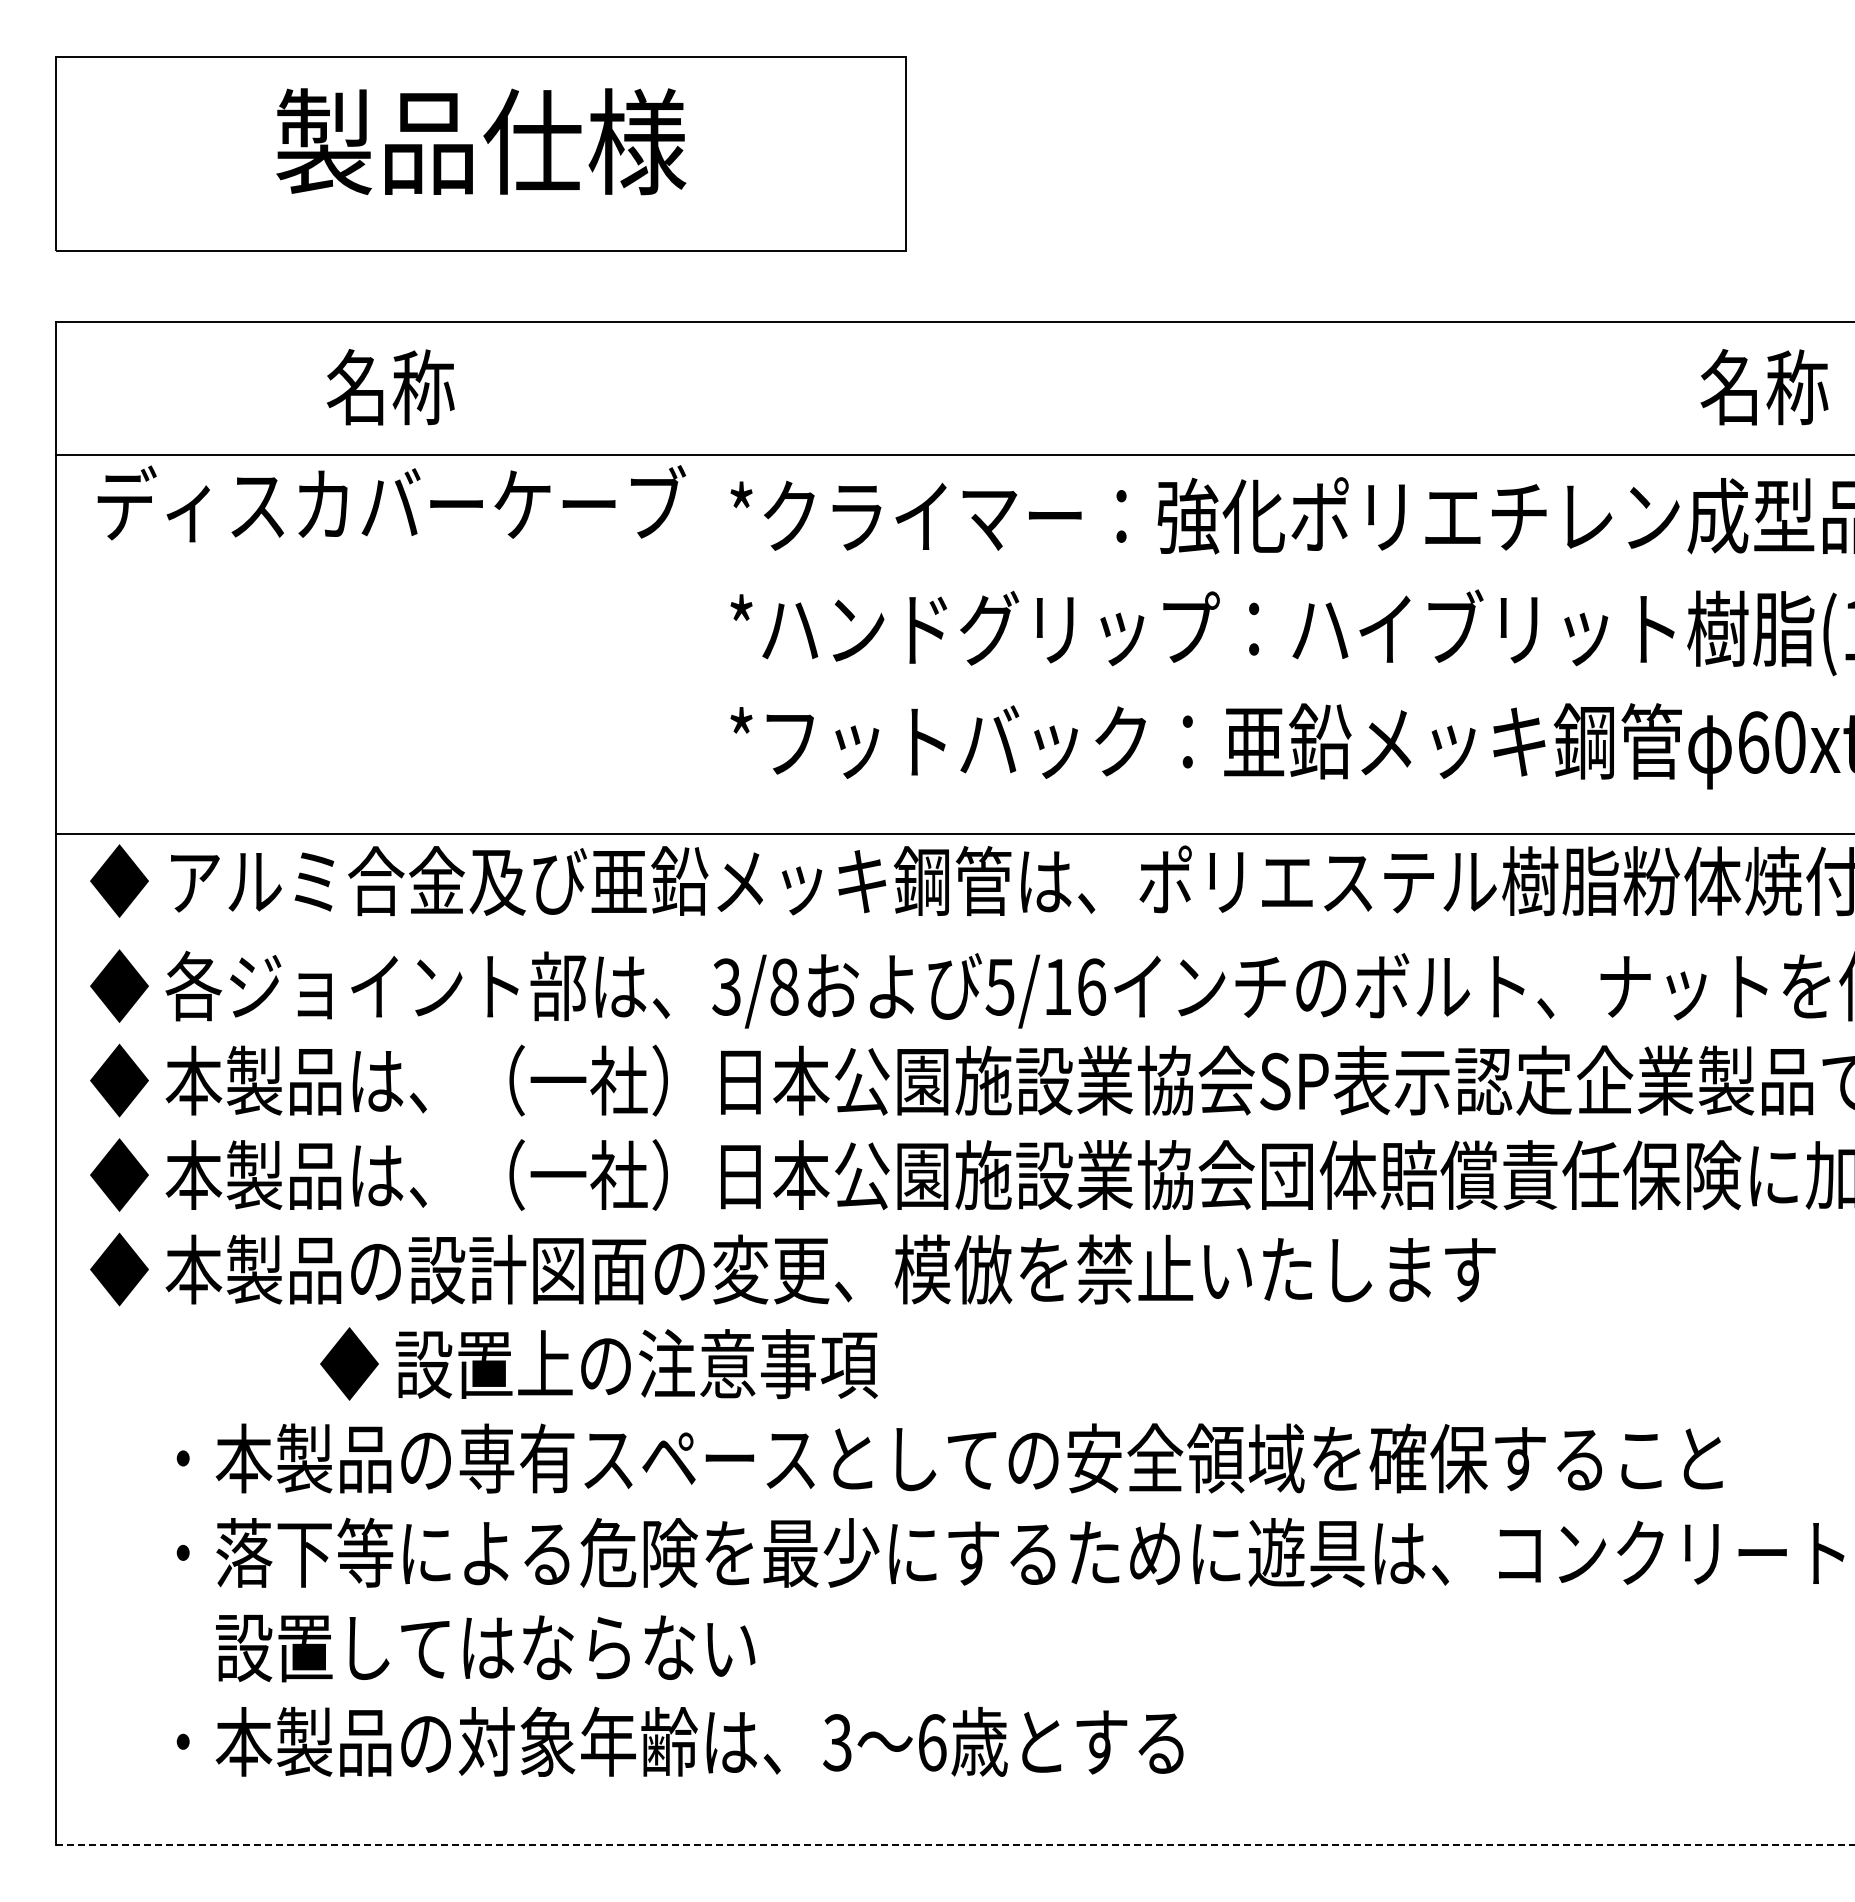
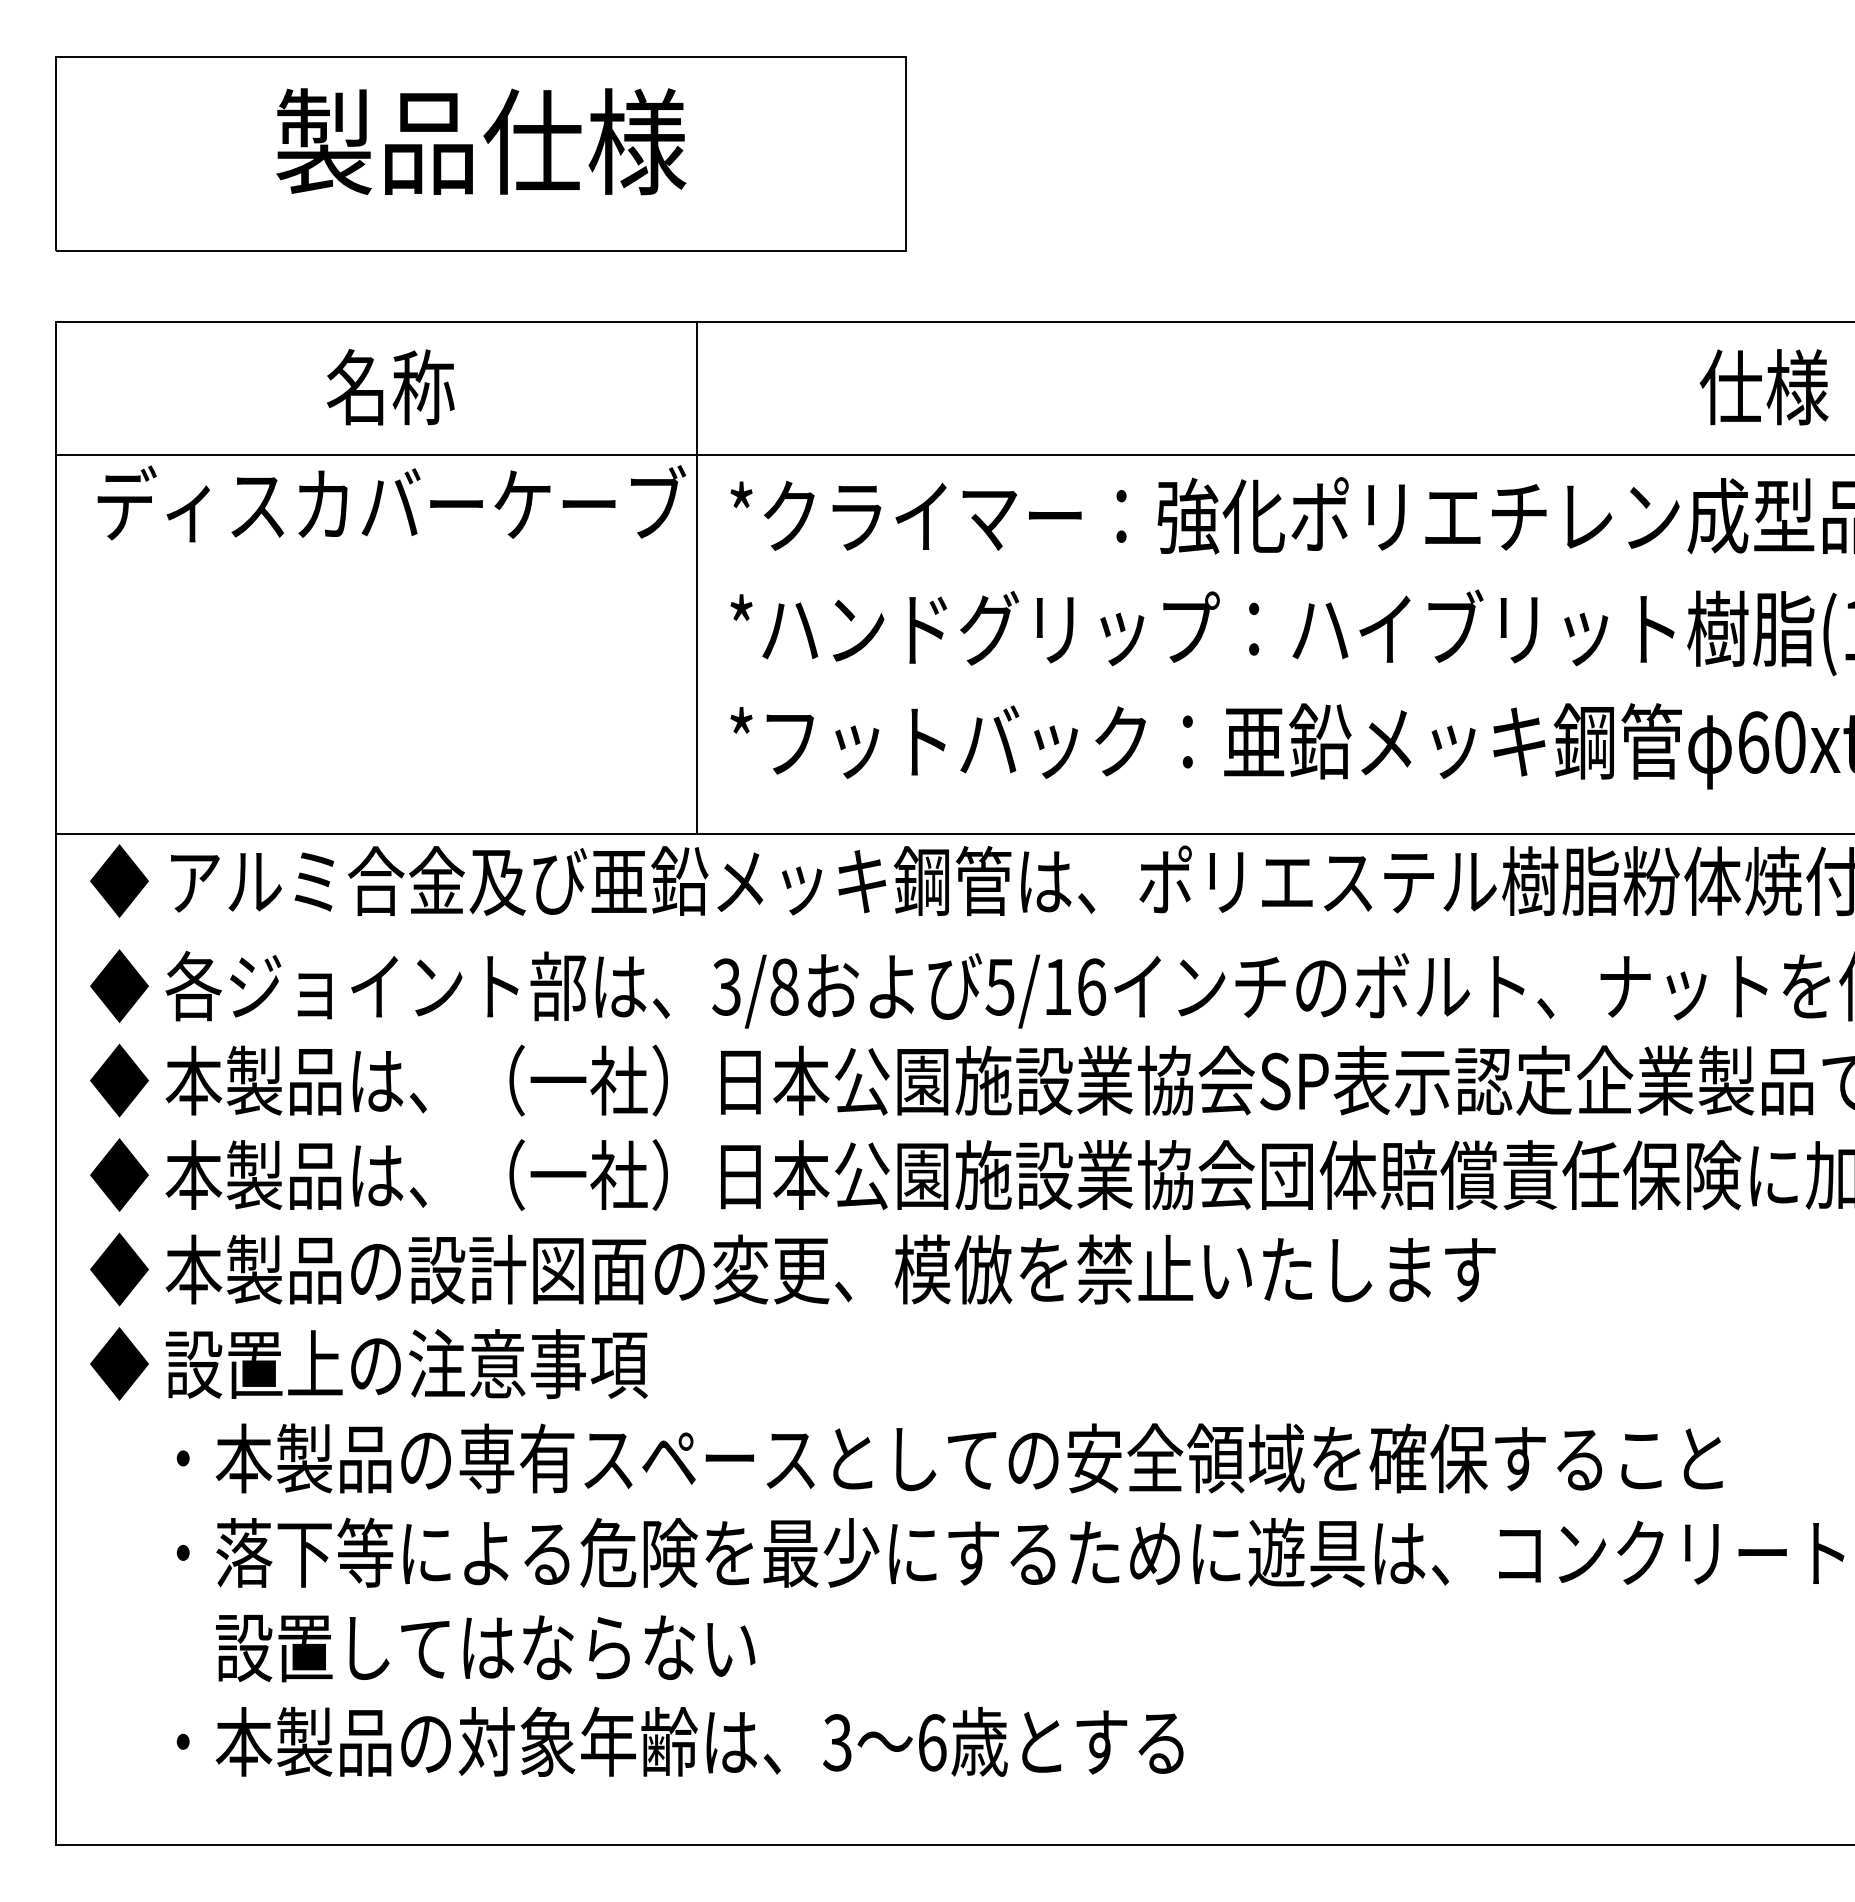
text: 名称 -> 仕様 (1763, 387)
line: none -> present (696, 577)
text position: (598, 1363) -> (368, 1363) (368, 1363)
line: dashed -> solid (955, 1844)
